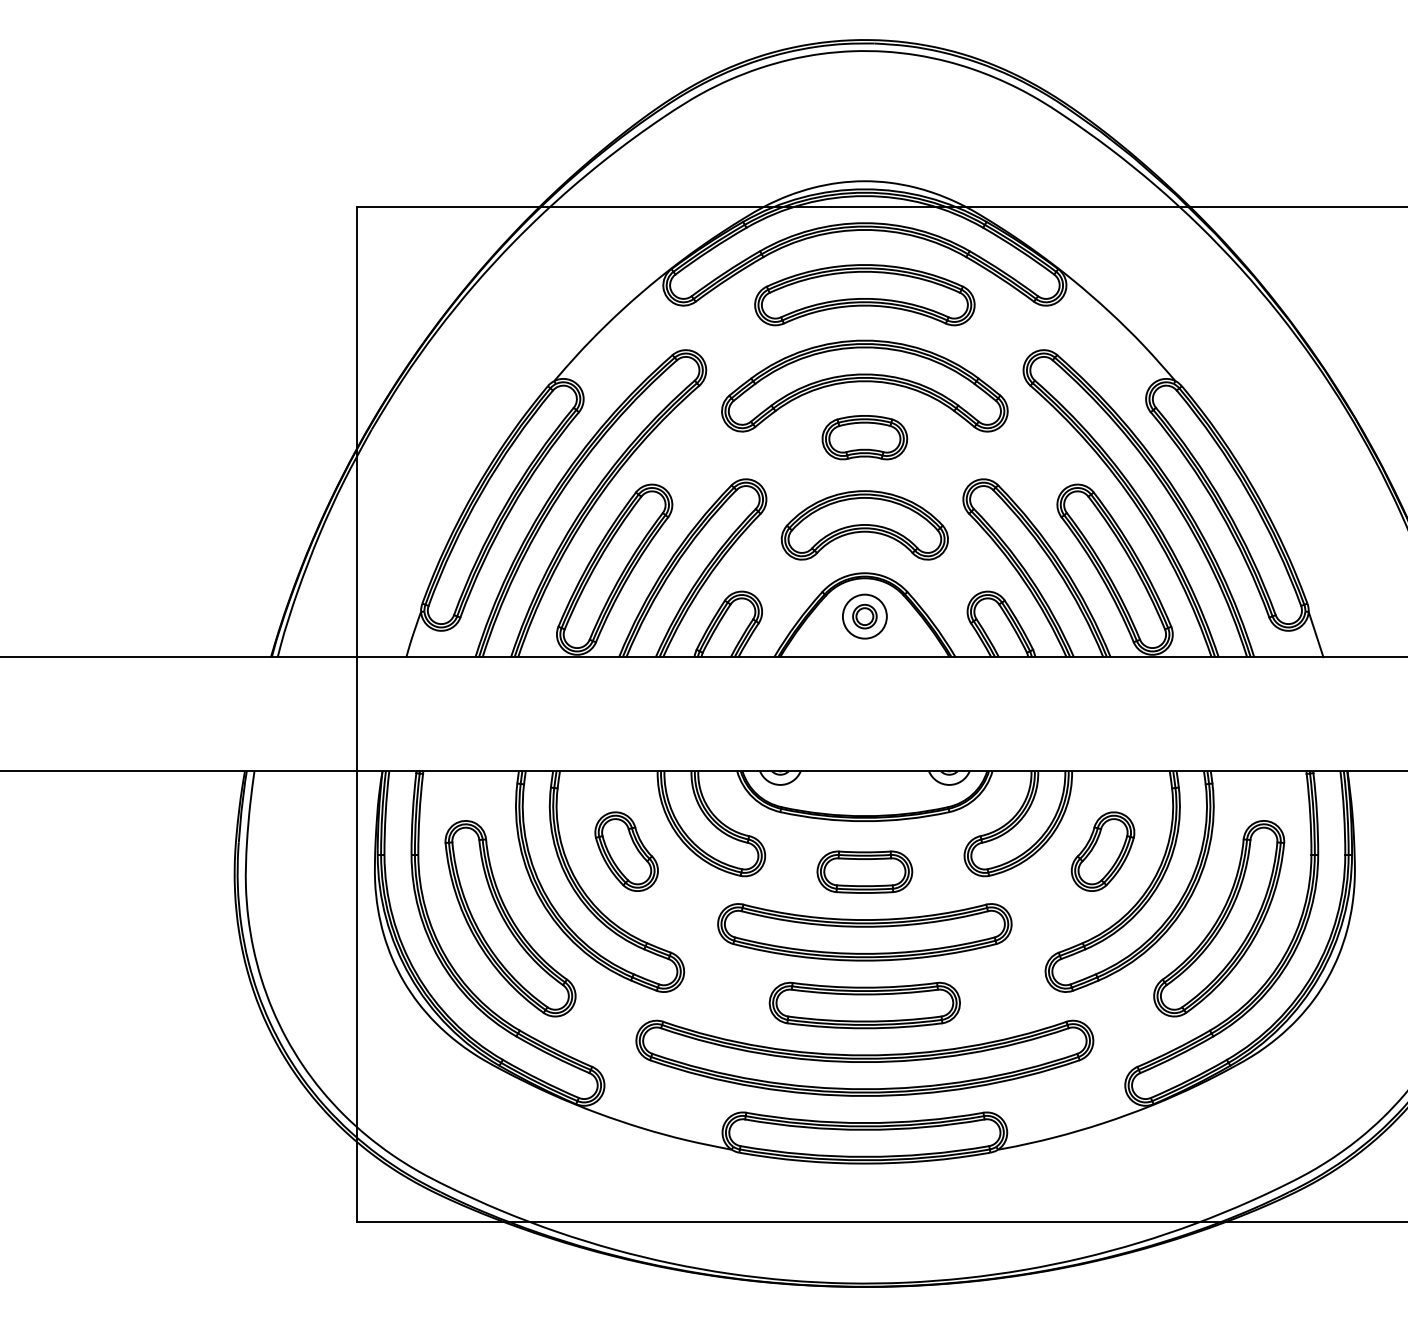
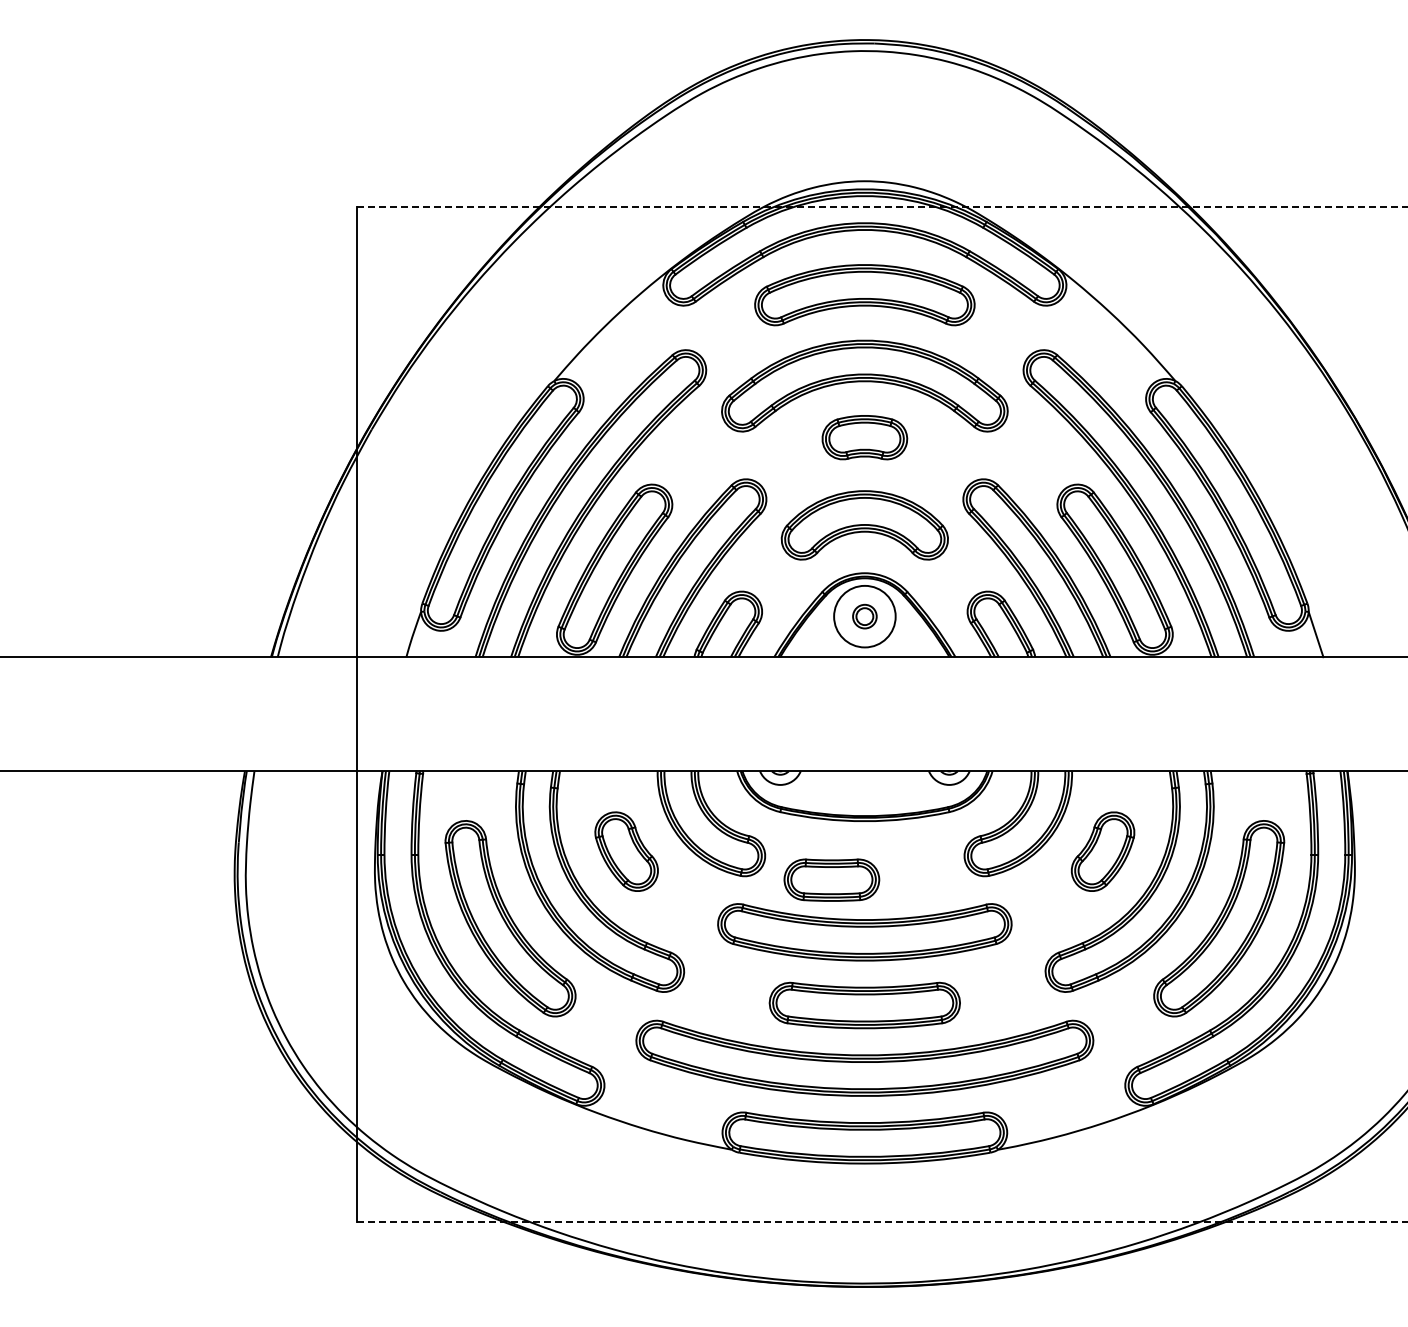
line: solid -> dashed (882, 206)
circle diameter: 44 px -> 62 px (864, 616)
part position: (864, 871) -> (831, 879) (831, 879)
line: solid -> dashed (882, 1221)
